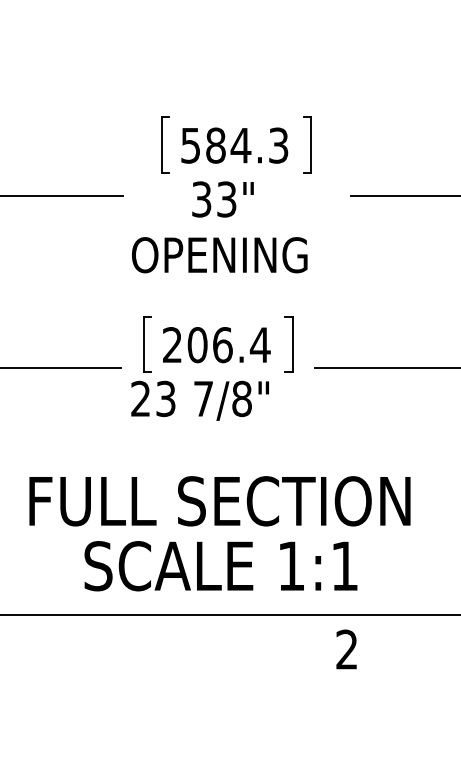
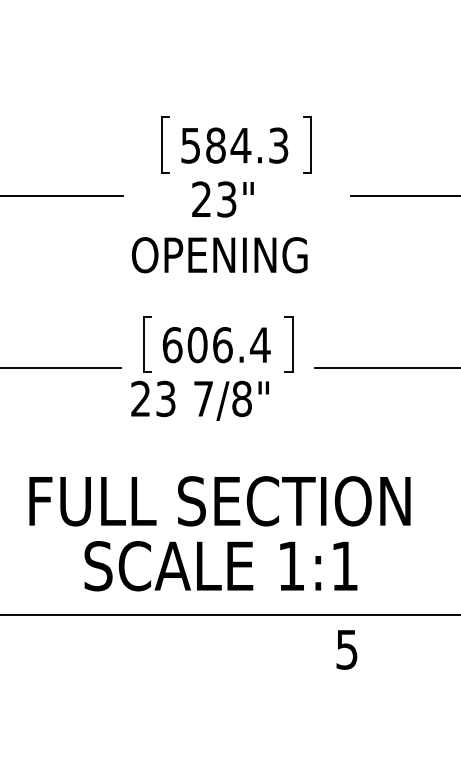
text: 33" -> 23" (201, 199)
text: 206.4 -> 606.4 (172, 345)
text: 2 -> 5 (346, 649)
